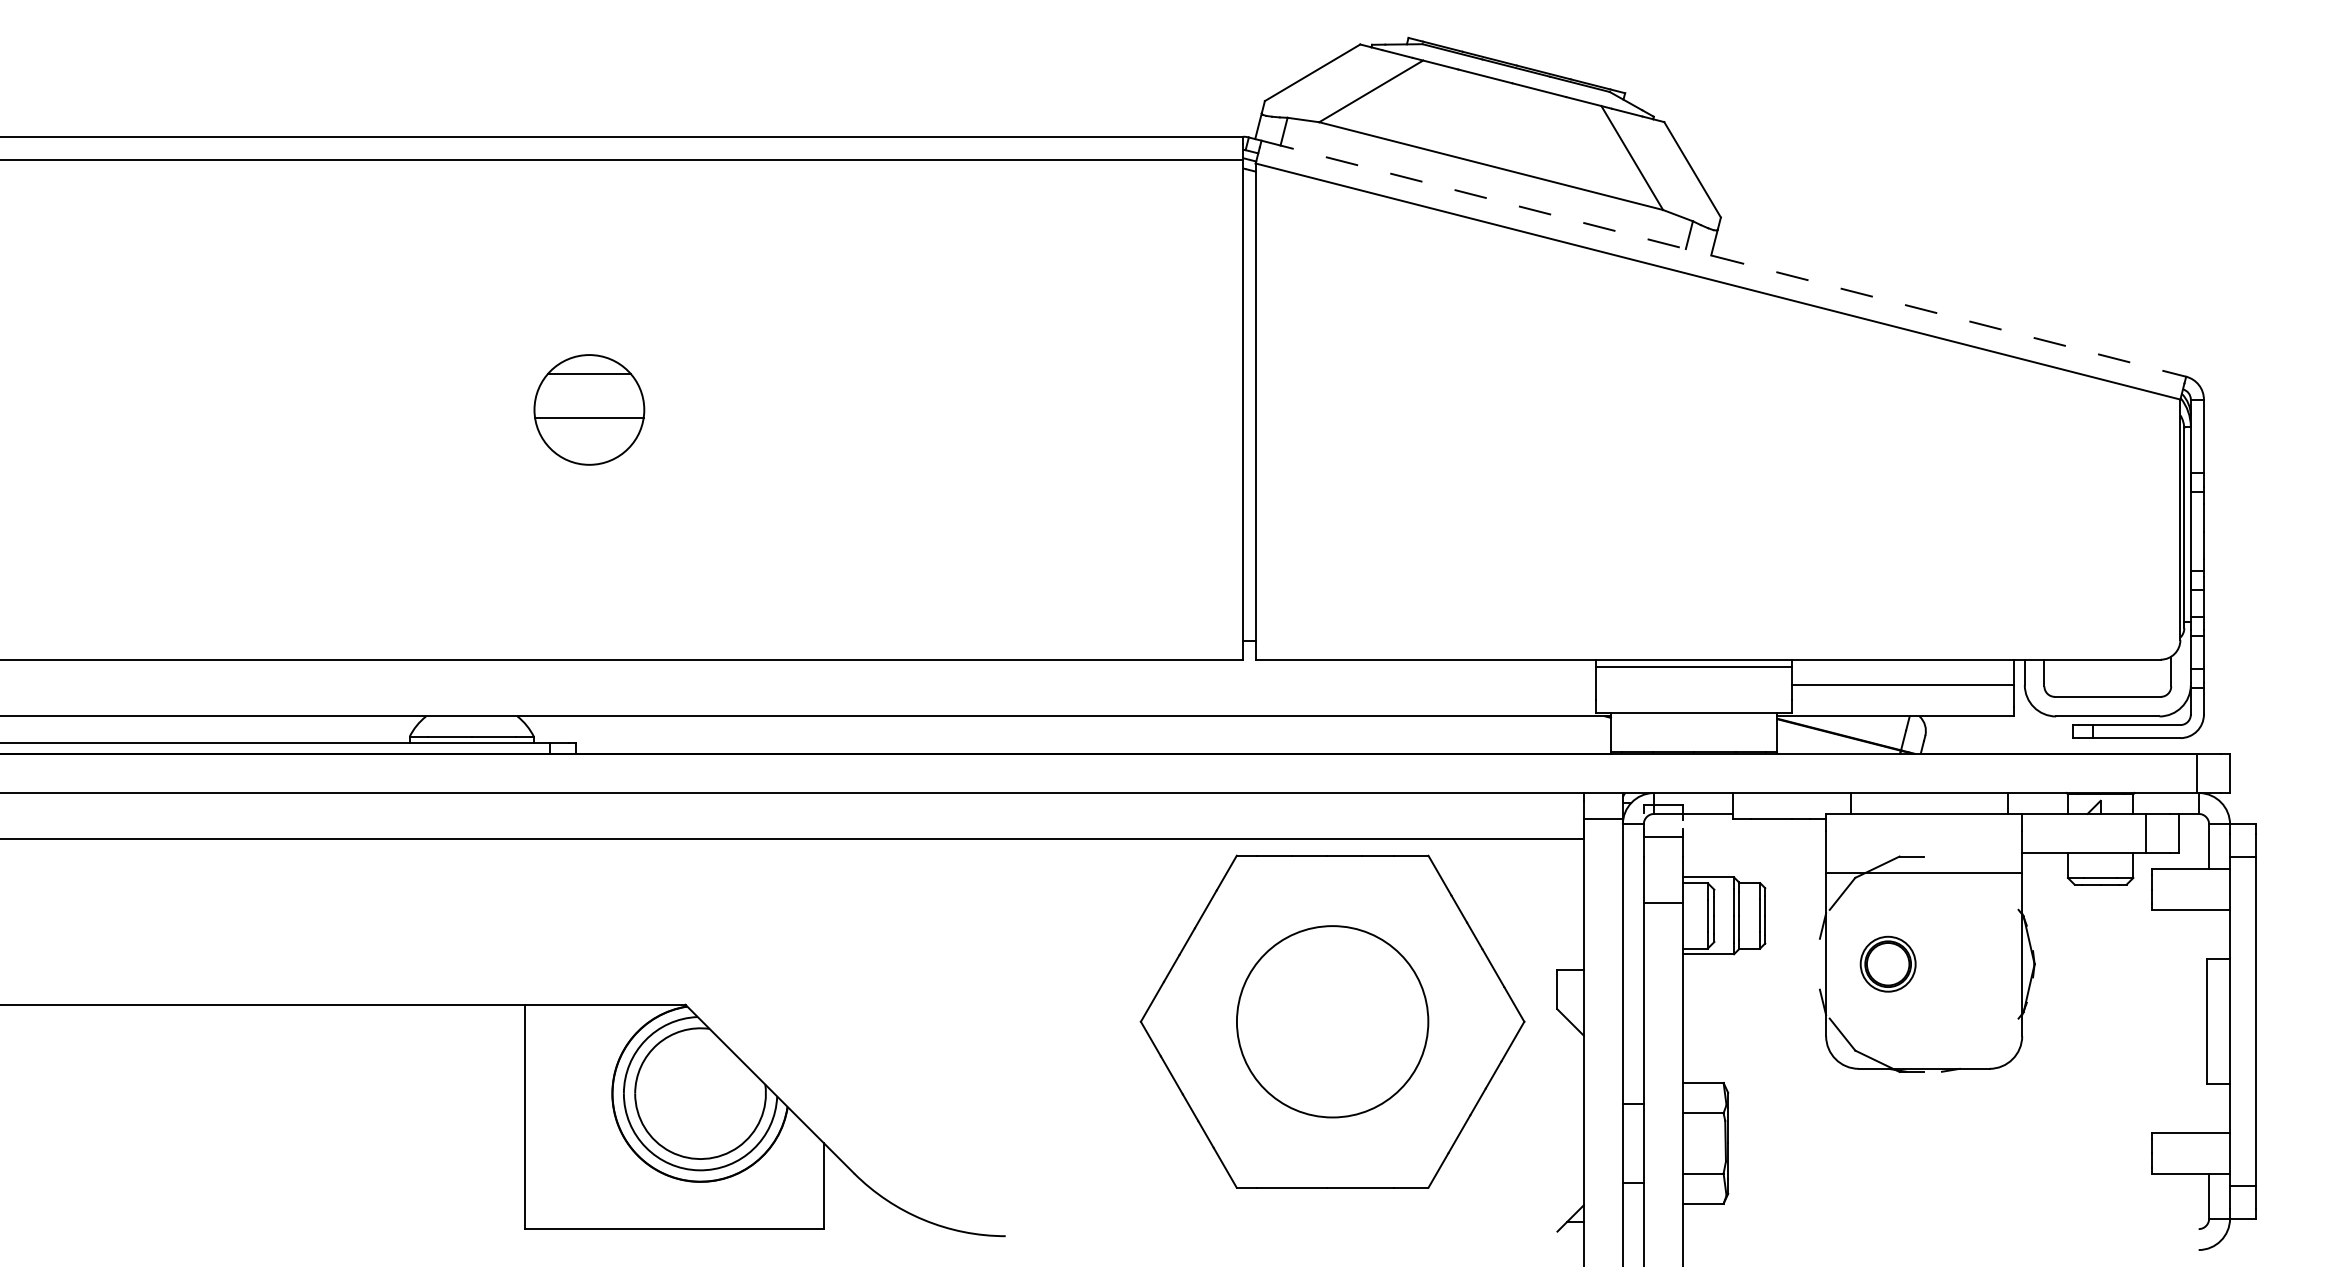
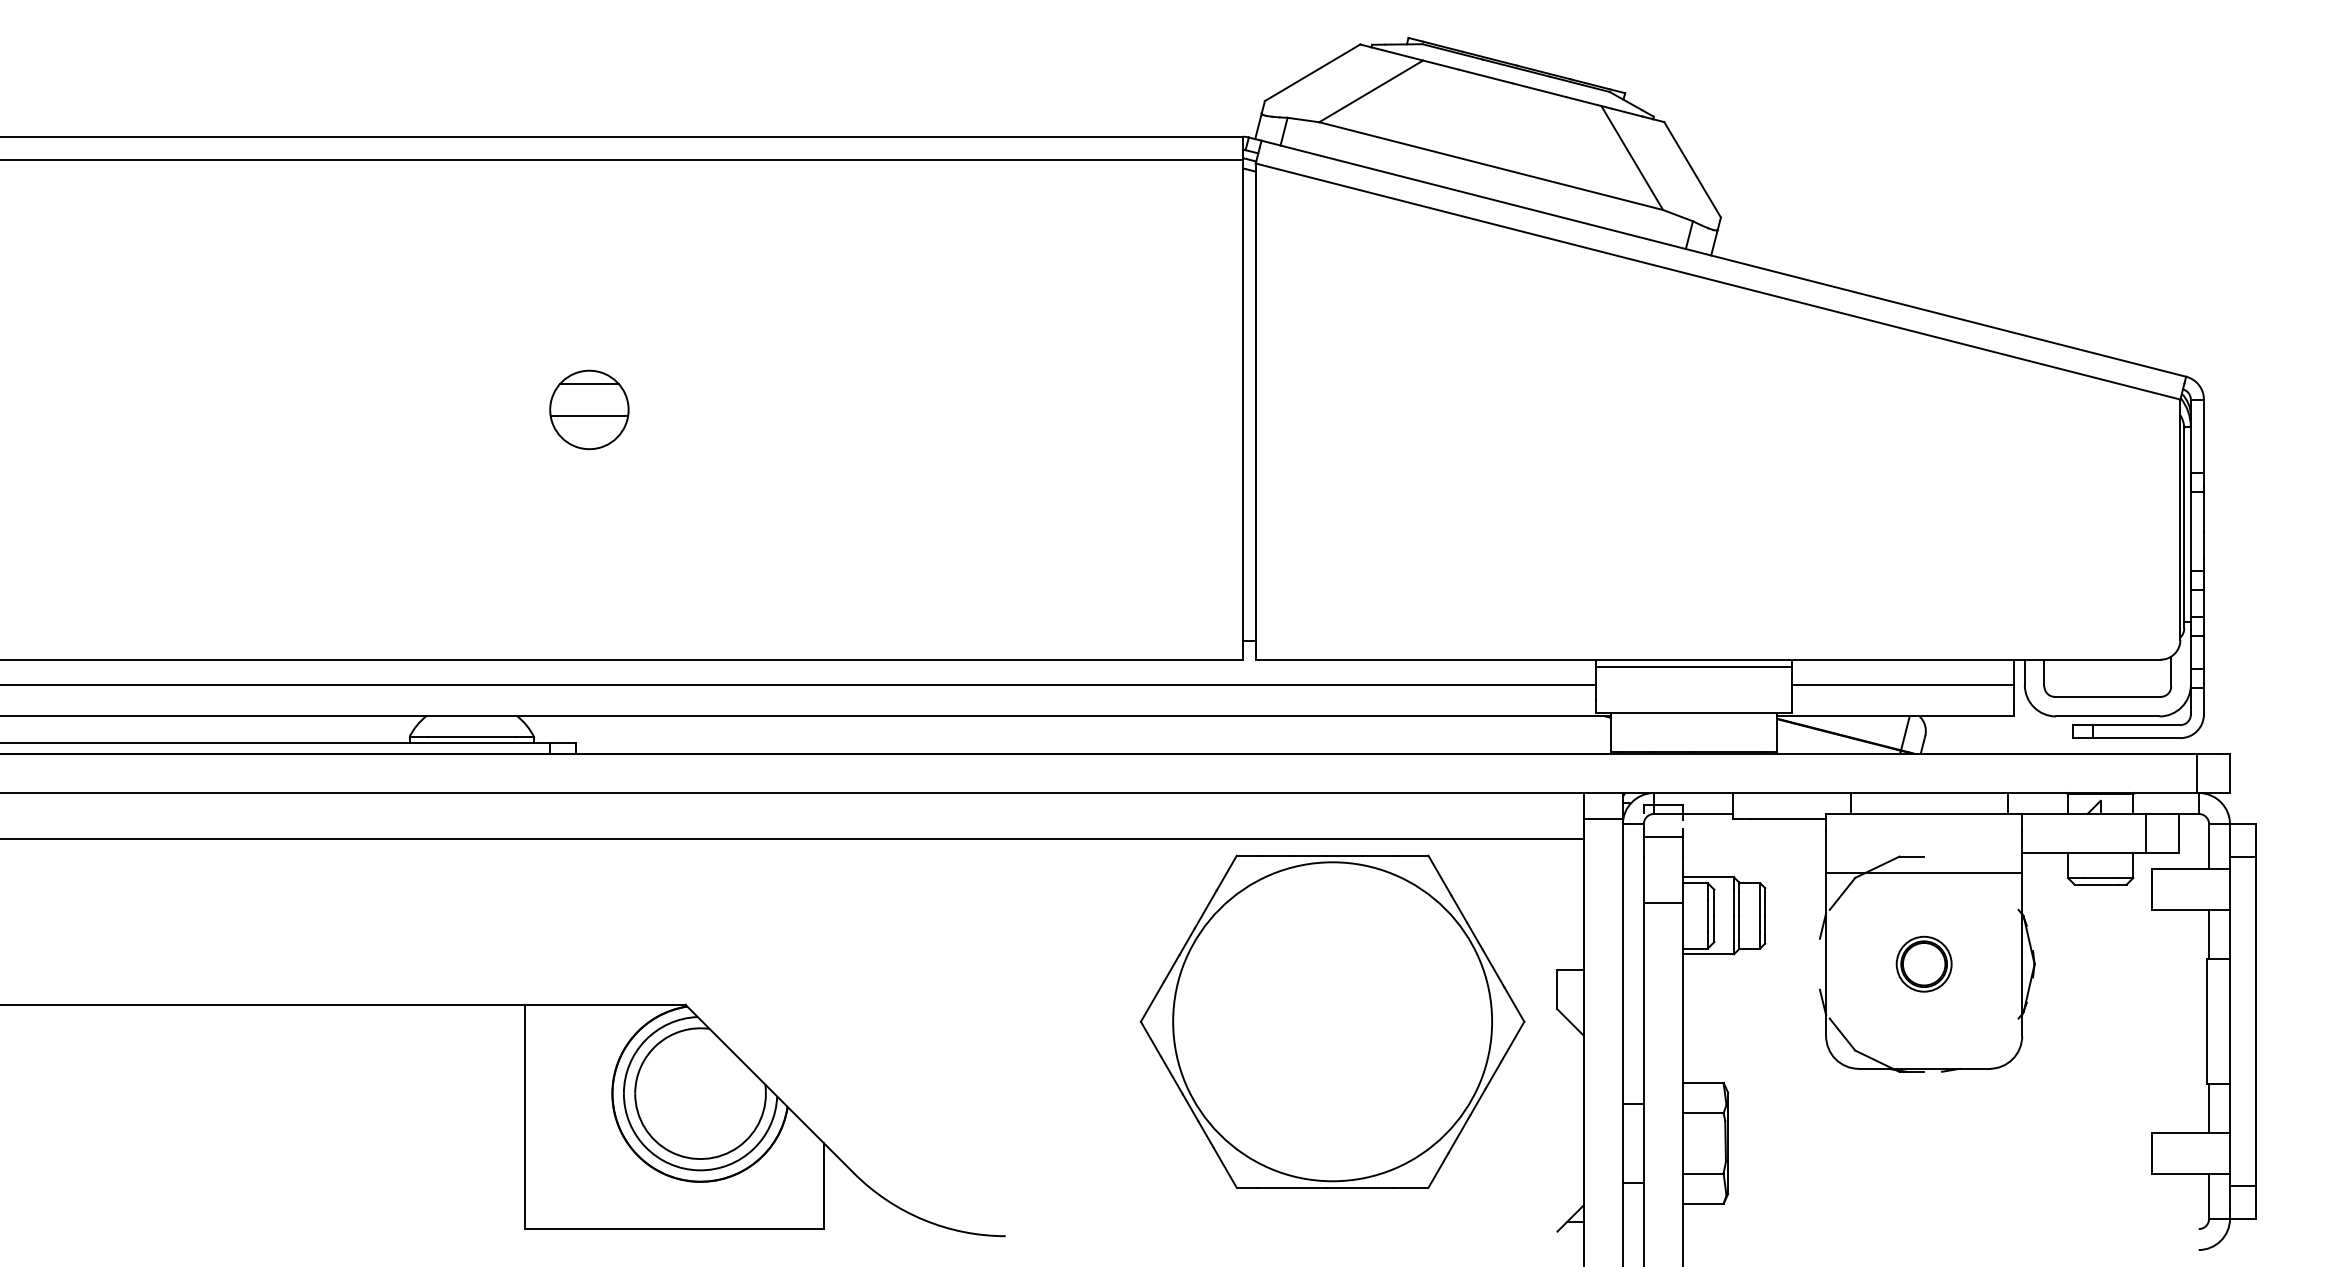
line: dashed -> solid (1724, 258)
part size: 113x112 px -> 81x82 px (589, 409)
line: none -> present (798, 685)
line: none -> present (2209, 934)
part position: (1887, 963) -> (1923, 963) (1923, 963)
circle diameter: 191 px -> 319 px (1332, 1021)
line: none -> present (2209, 1107)
